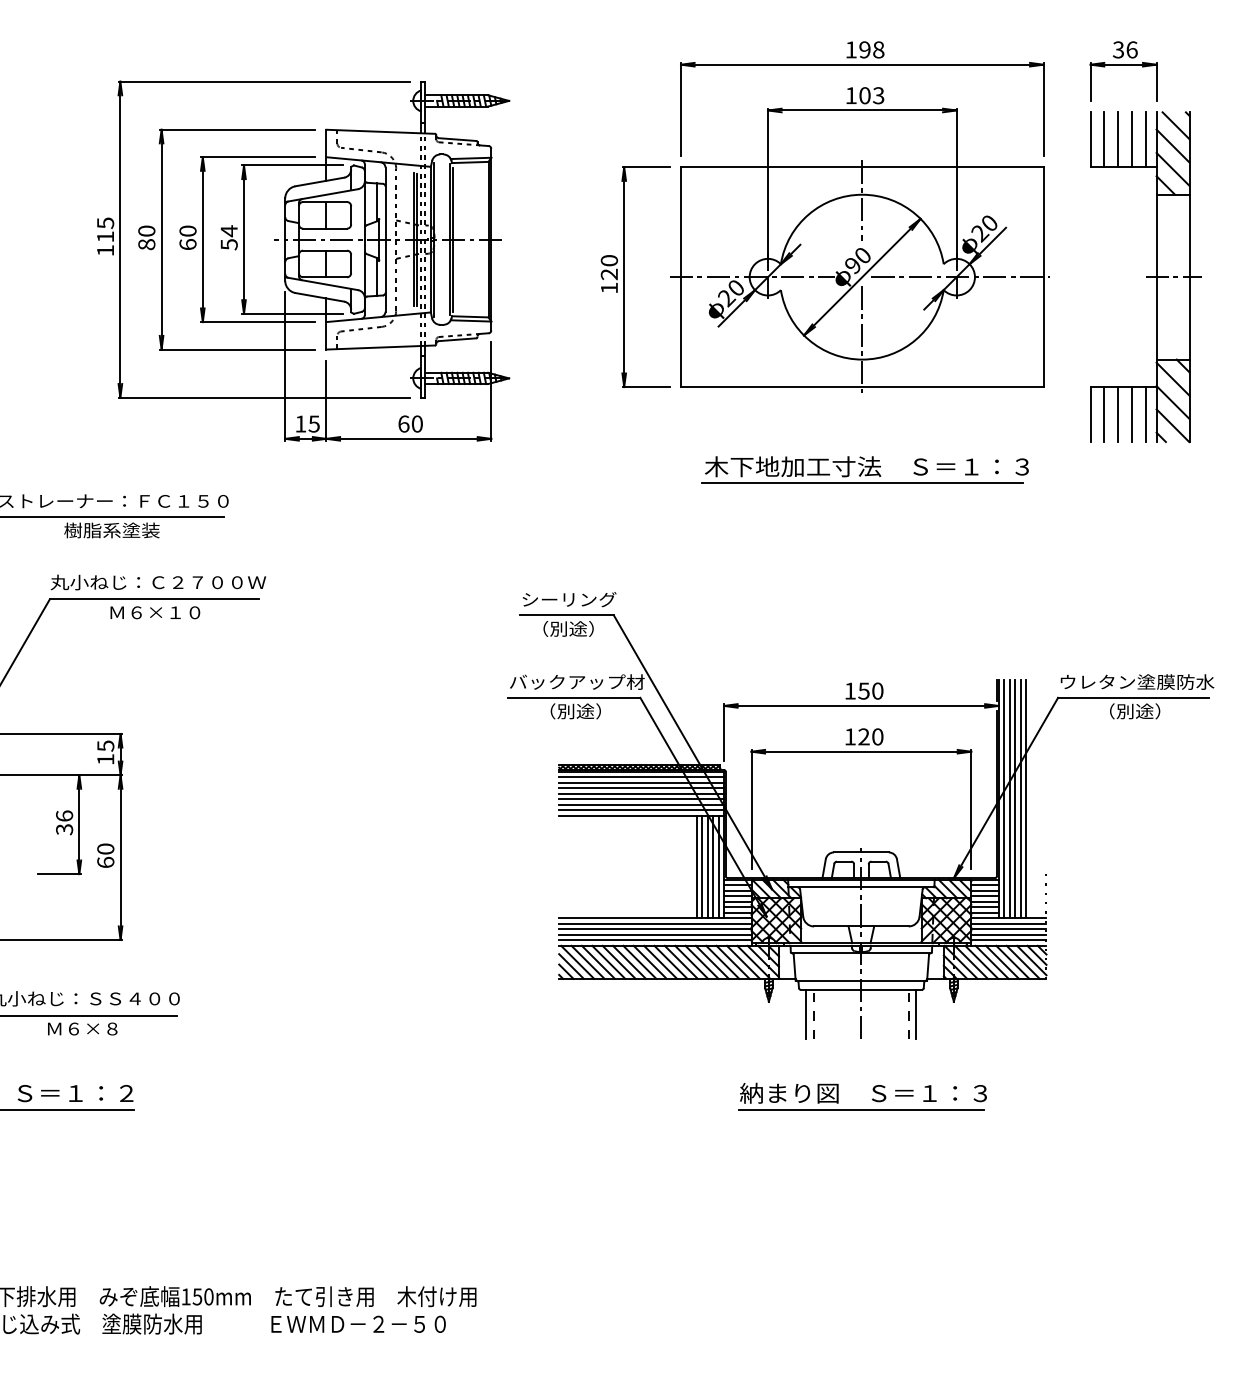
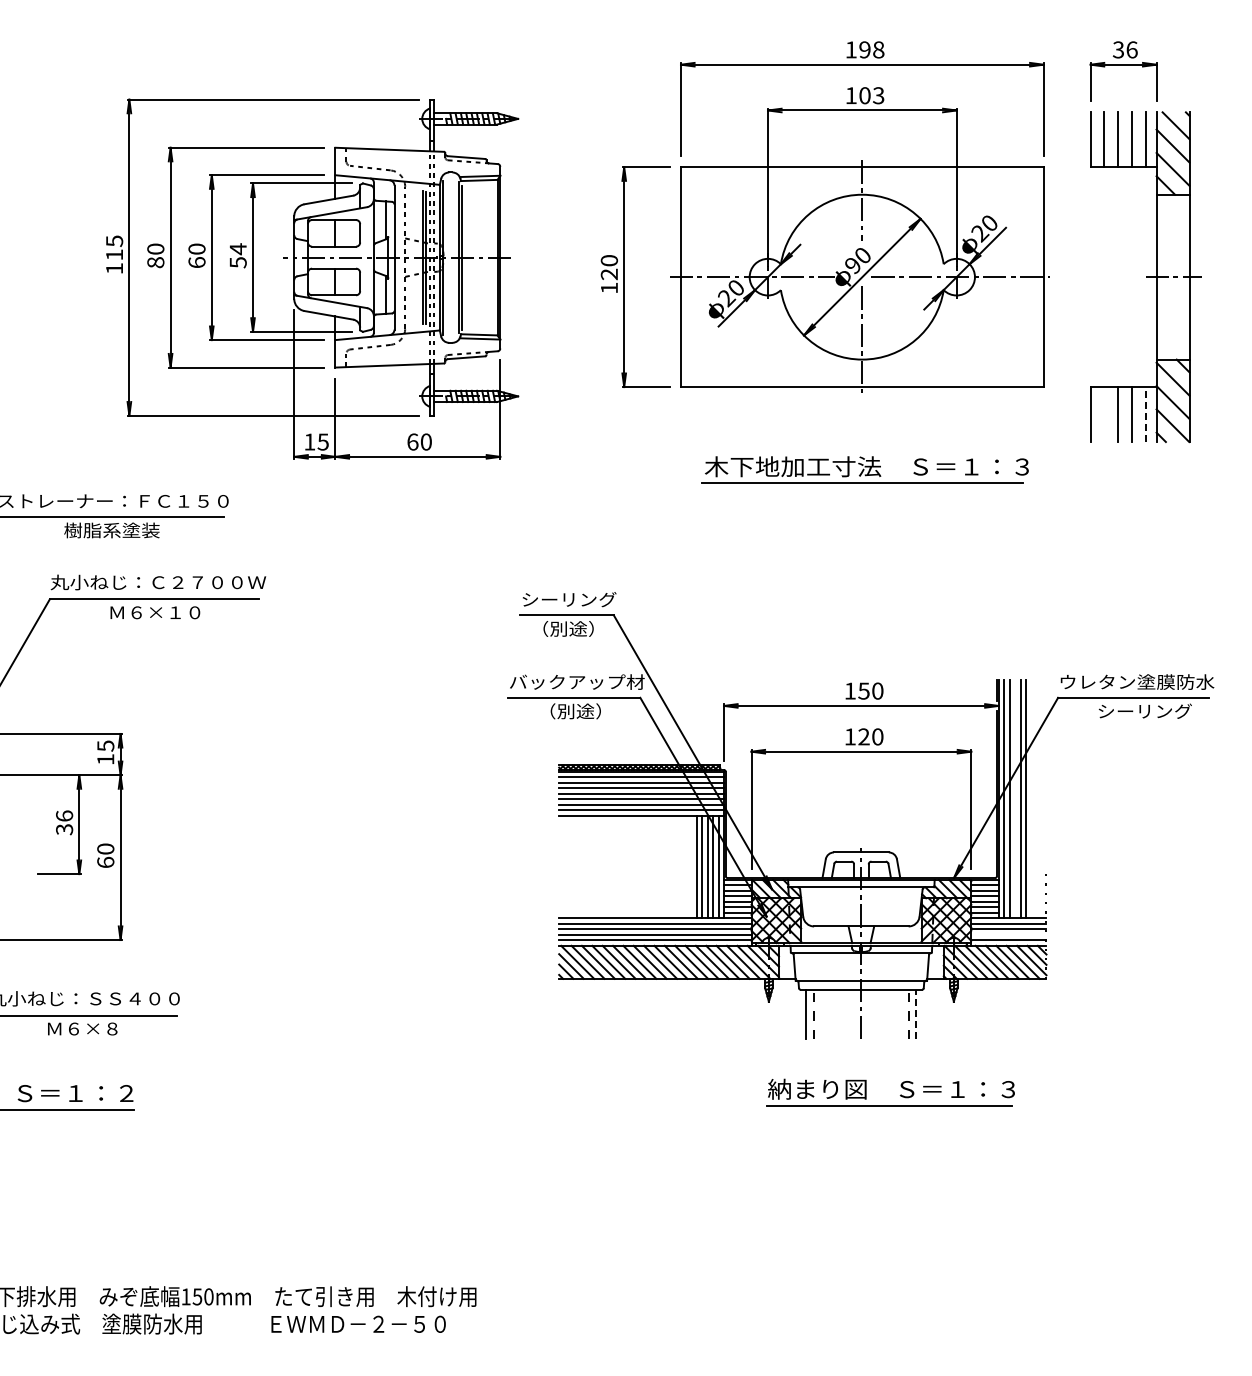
part position: (303, 260) -> (312, 278) (312, 278)
line: present -> none (1104, 414)
line: solid -> dashed (1145, 414)
text: （別途） -> シーリング (1144, 711)
line: present -> none (1015, 798)
line: present -> none (1008, 934)
line: solid -> dashed (916, 1014)
part position: (871, 1099) -> (899, 1095) (899, 1095)
